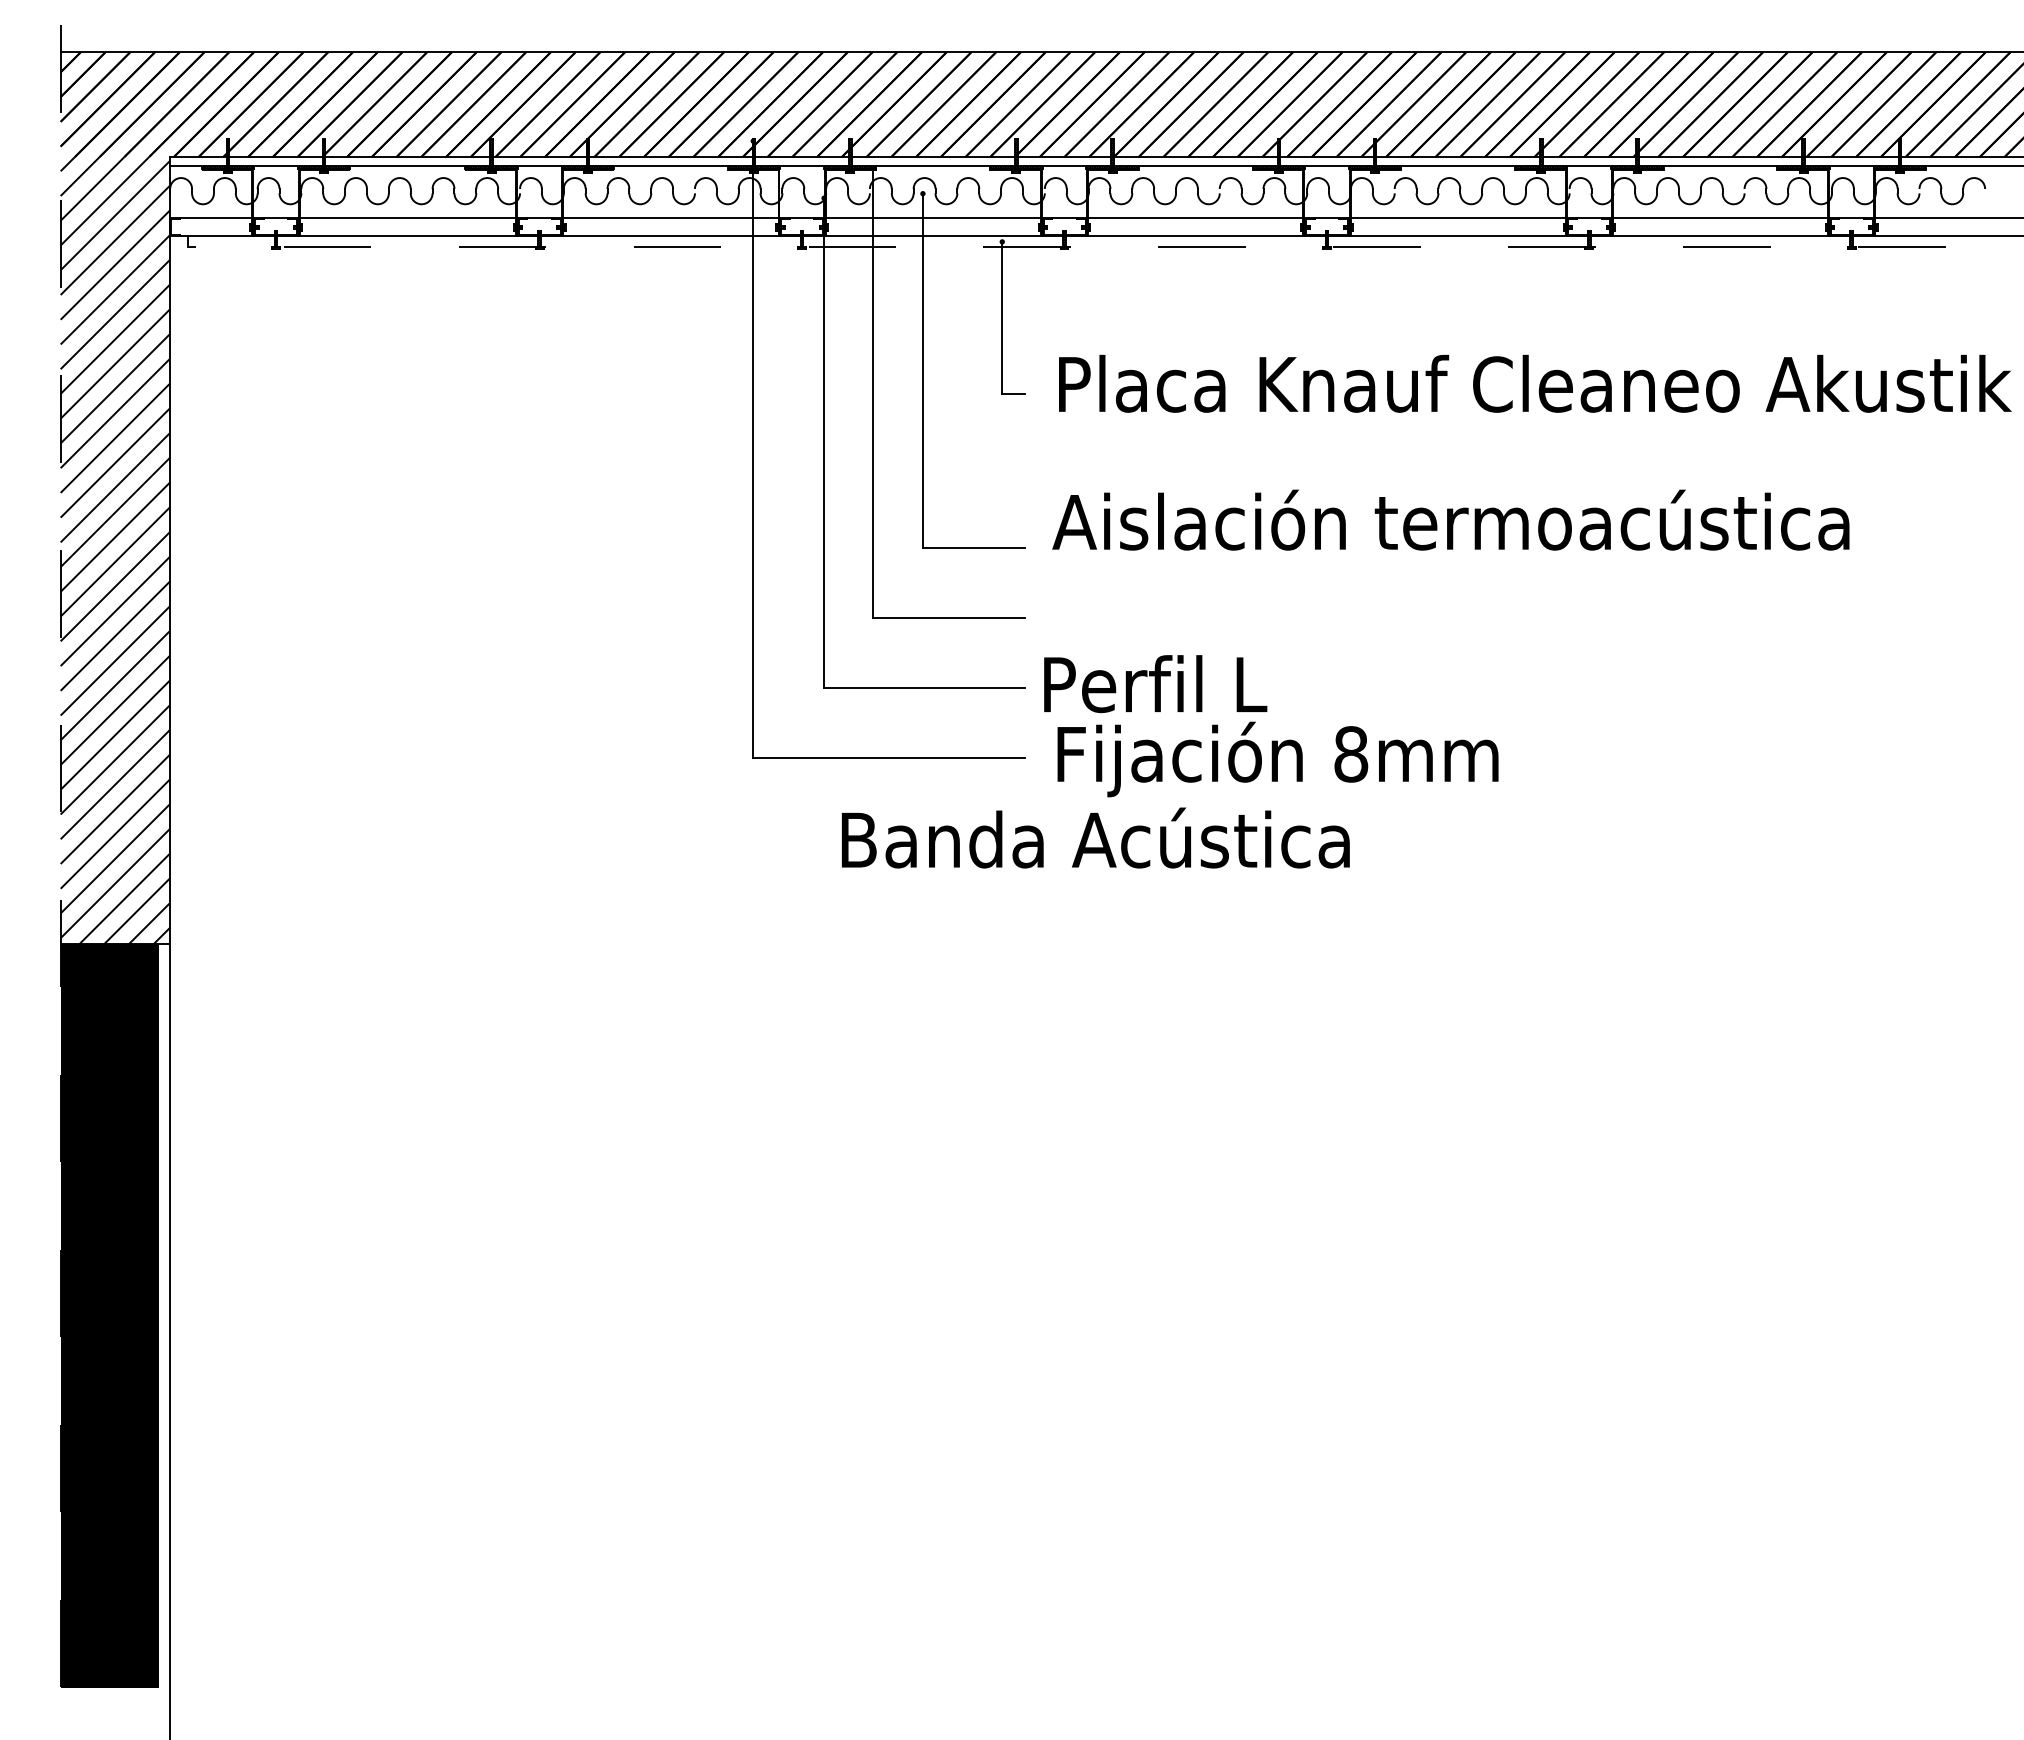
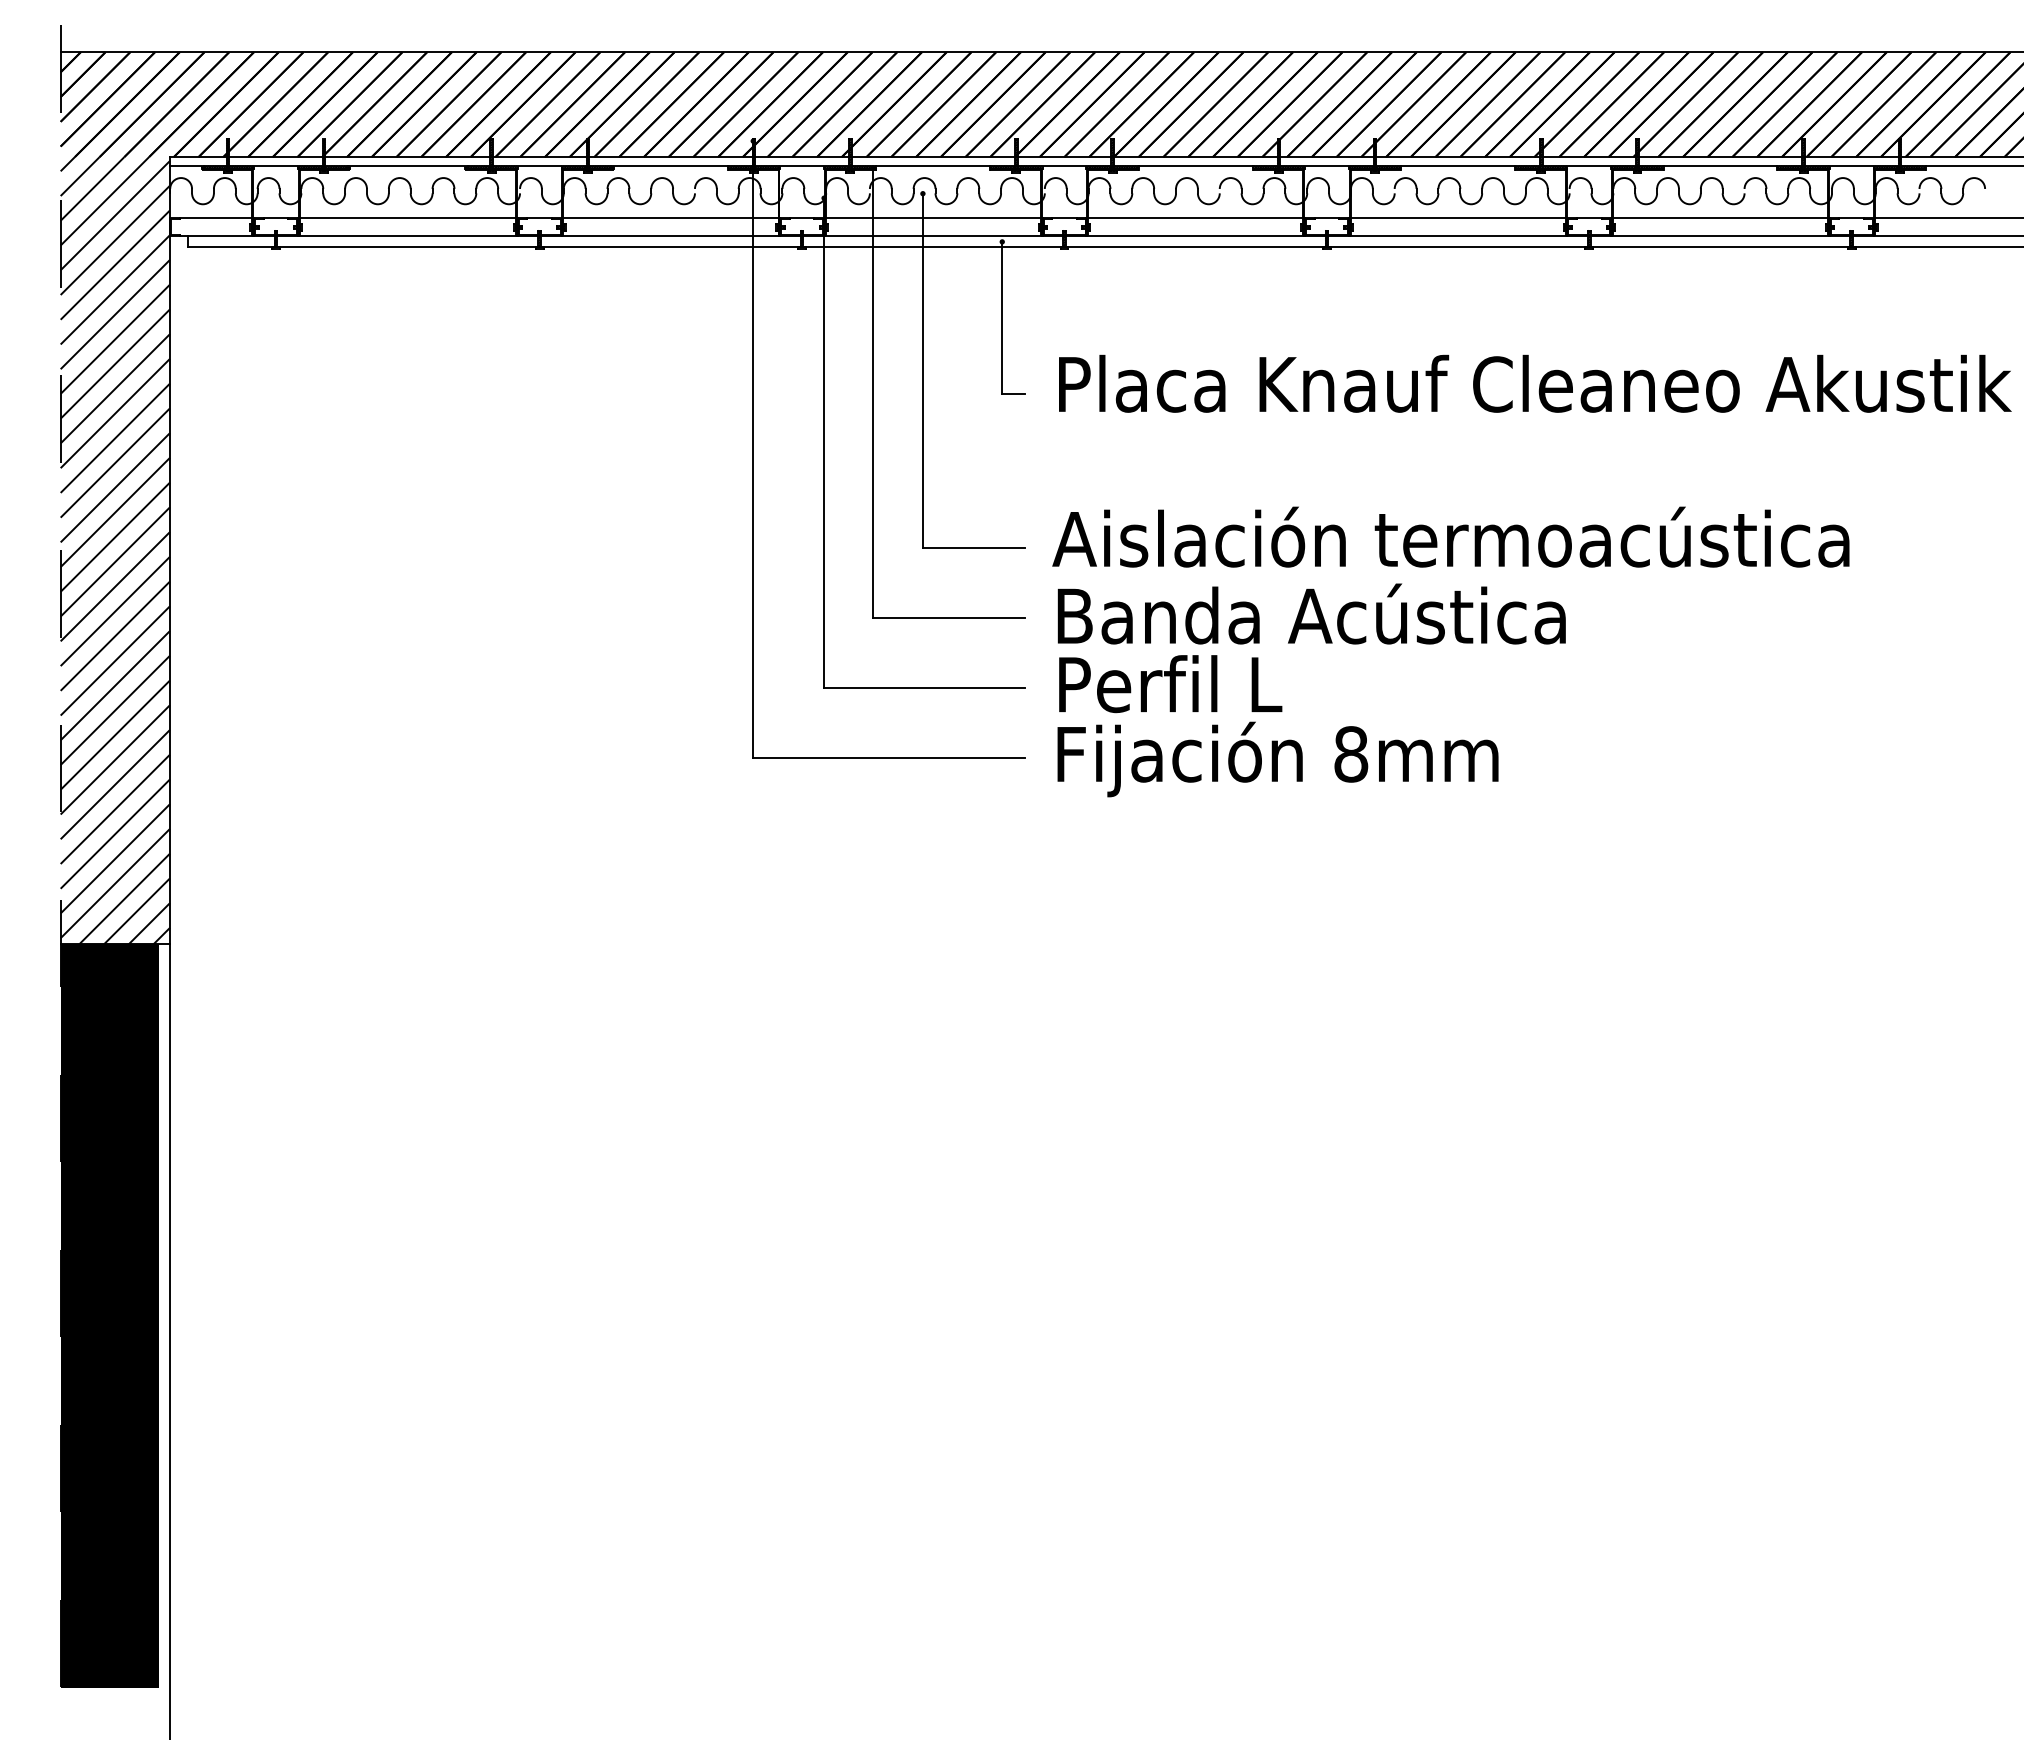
line: dashed -> solid (1105, 246)
text position: (1450, 519) -> (1450, 536) (1450, 536)
text position: (1155, 684) -> (1170, 684) (1170, 684)
text position: (1095, 837) -> (1311, 613) (1311, 613)
